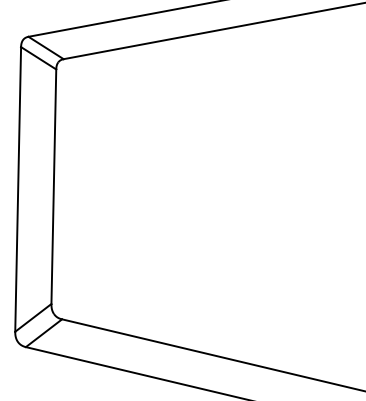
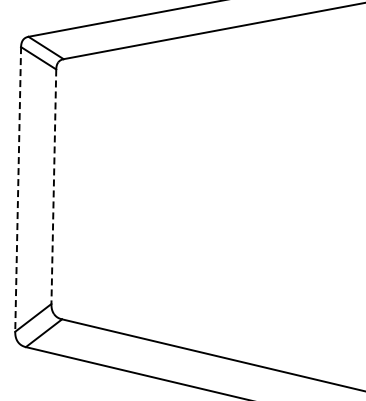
line: solid -> dashed (53, 187)
line: solid -> dashed (18, 189)
